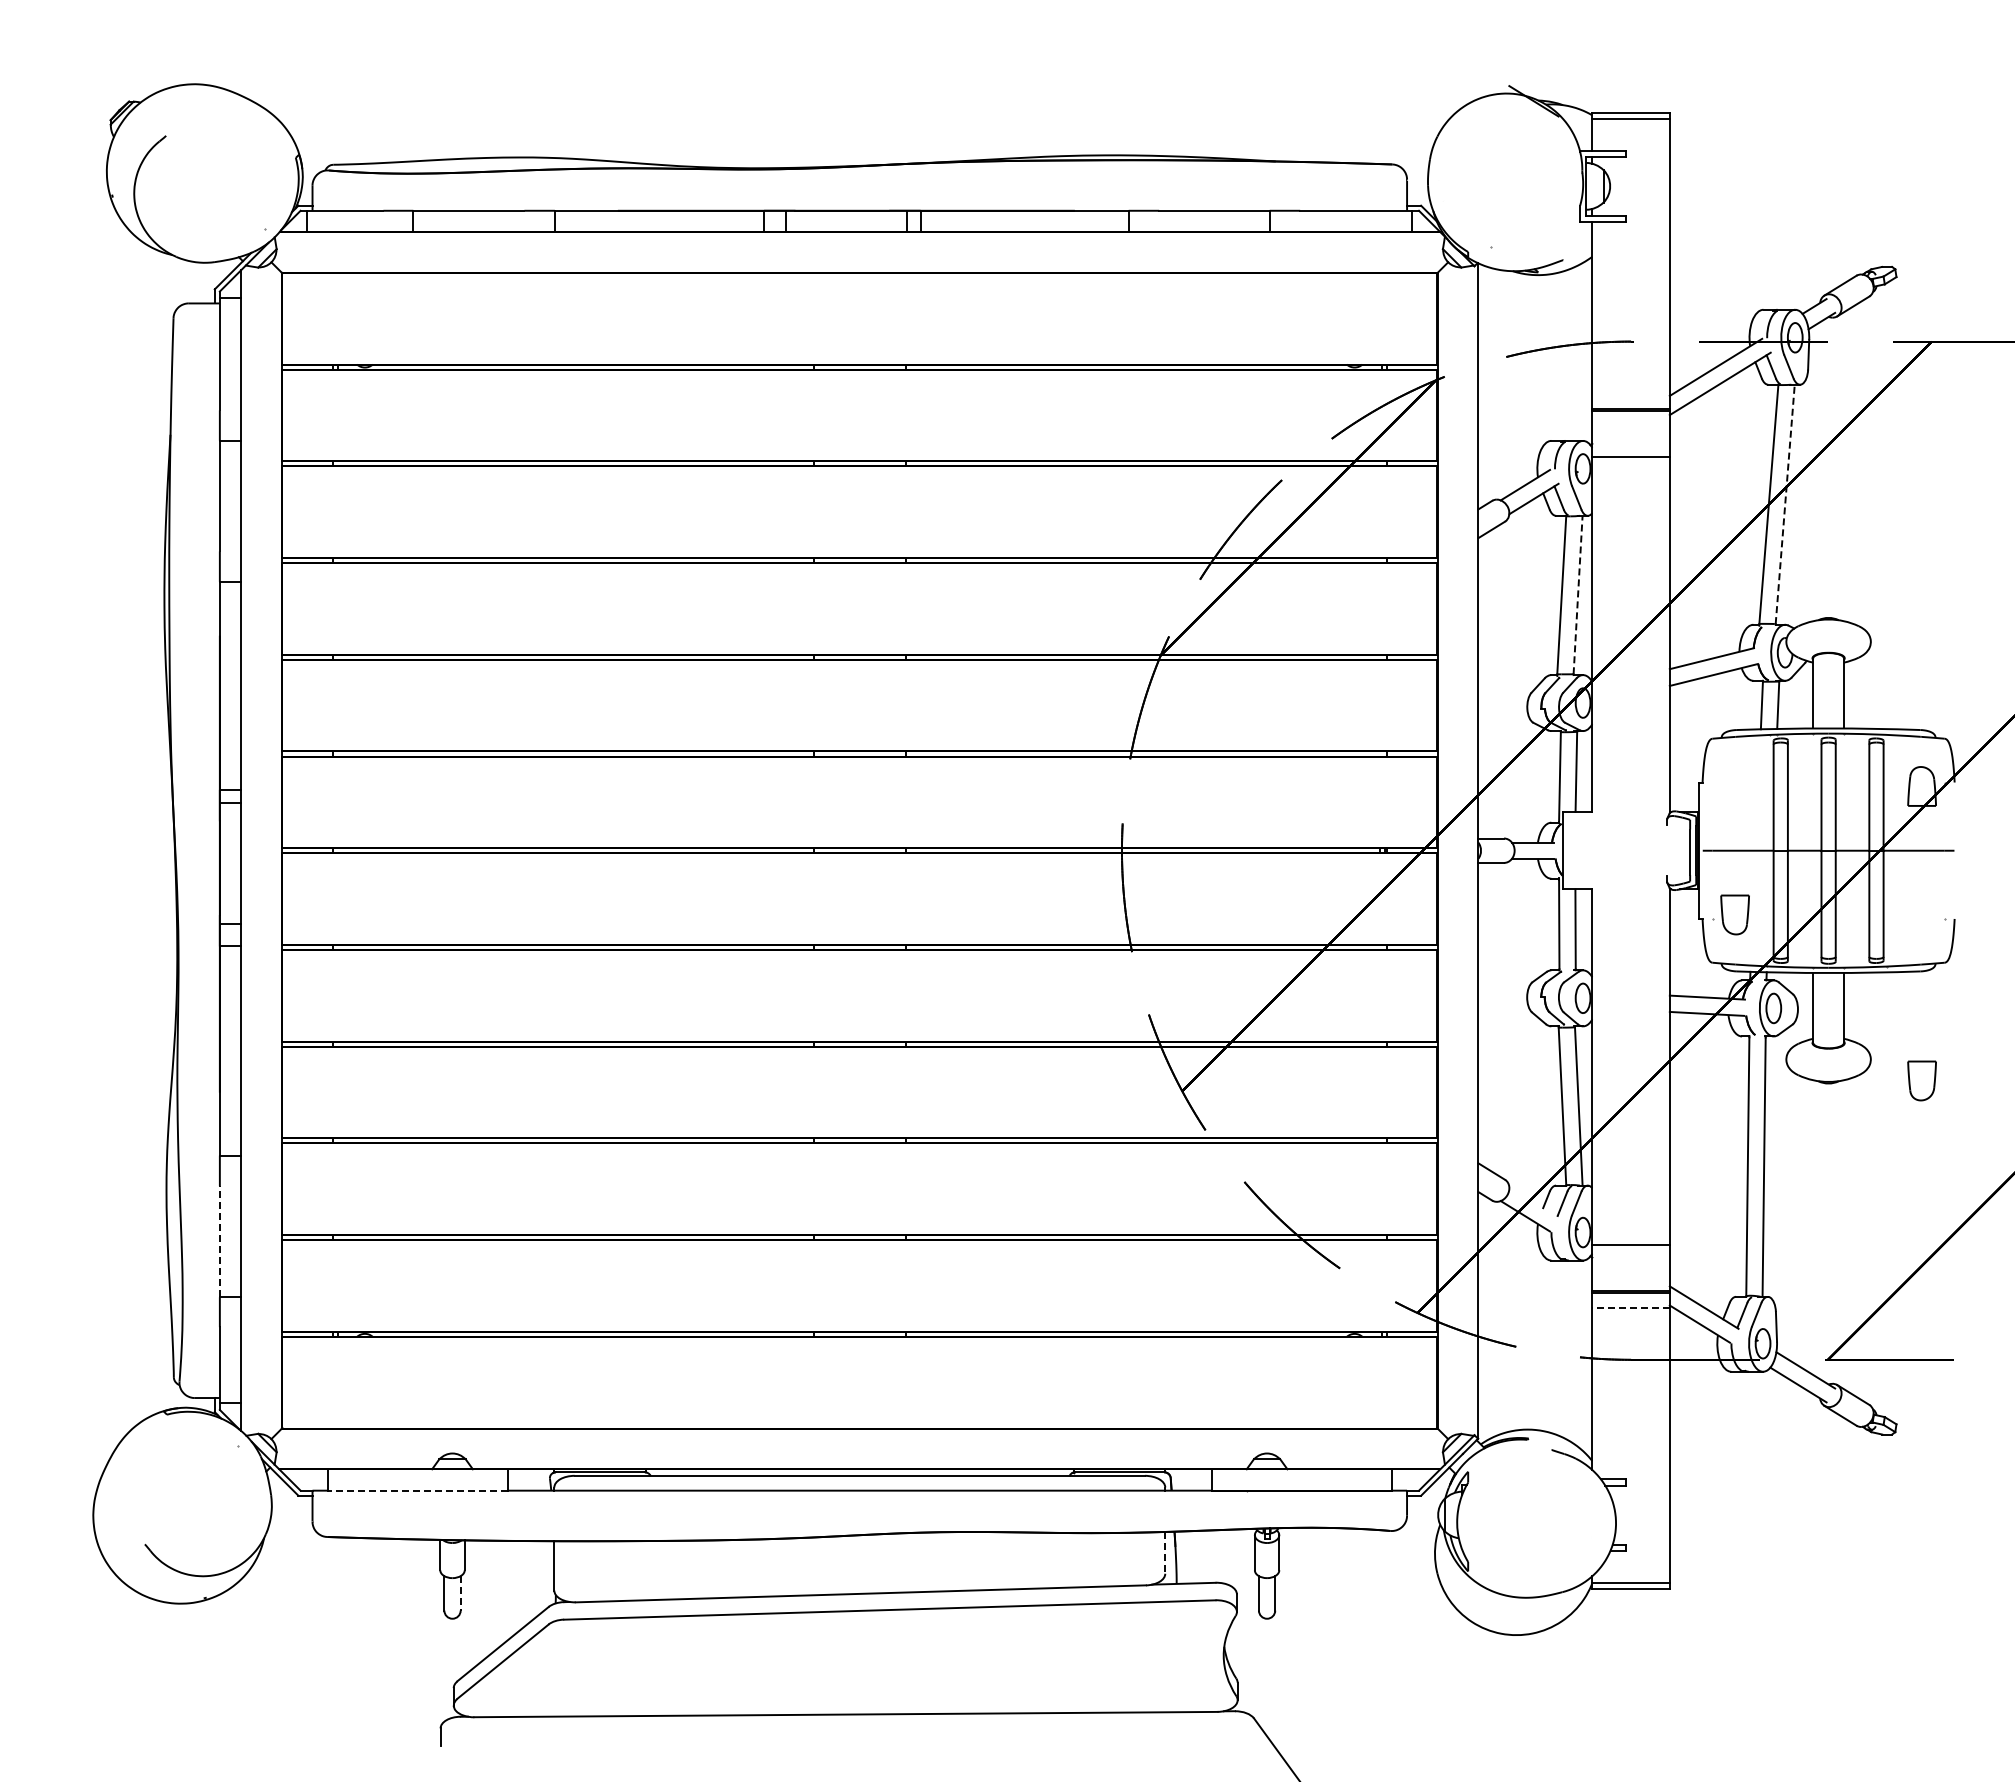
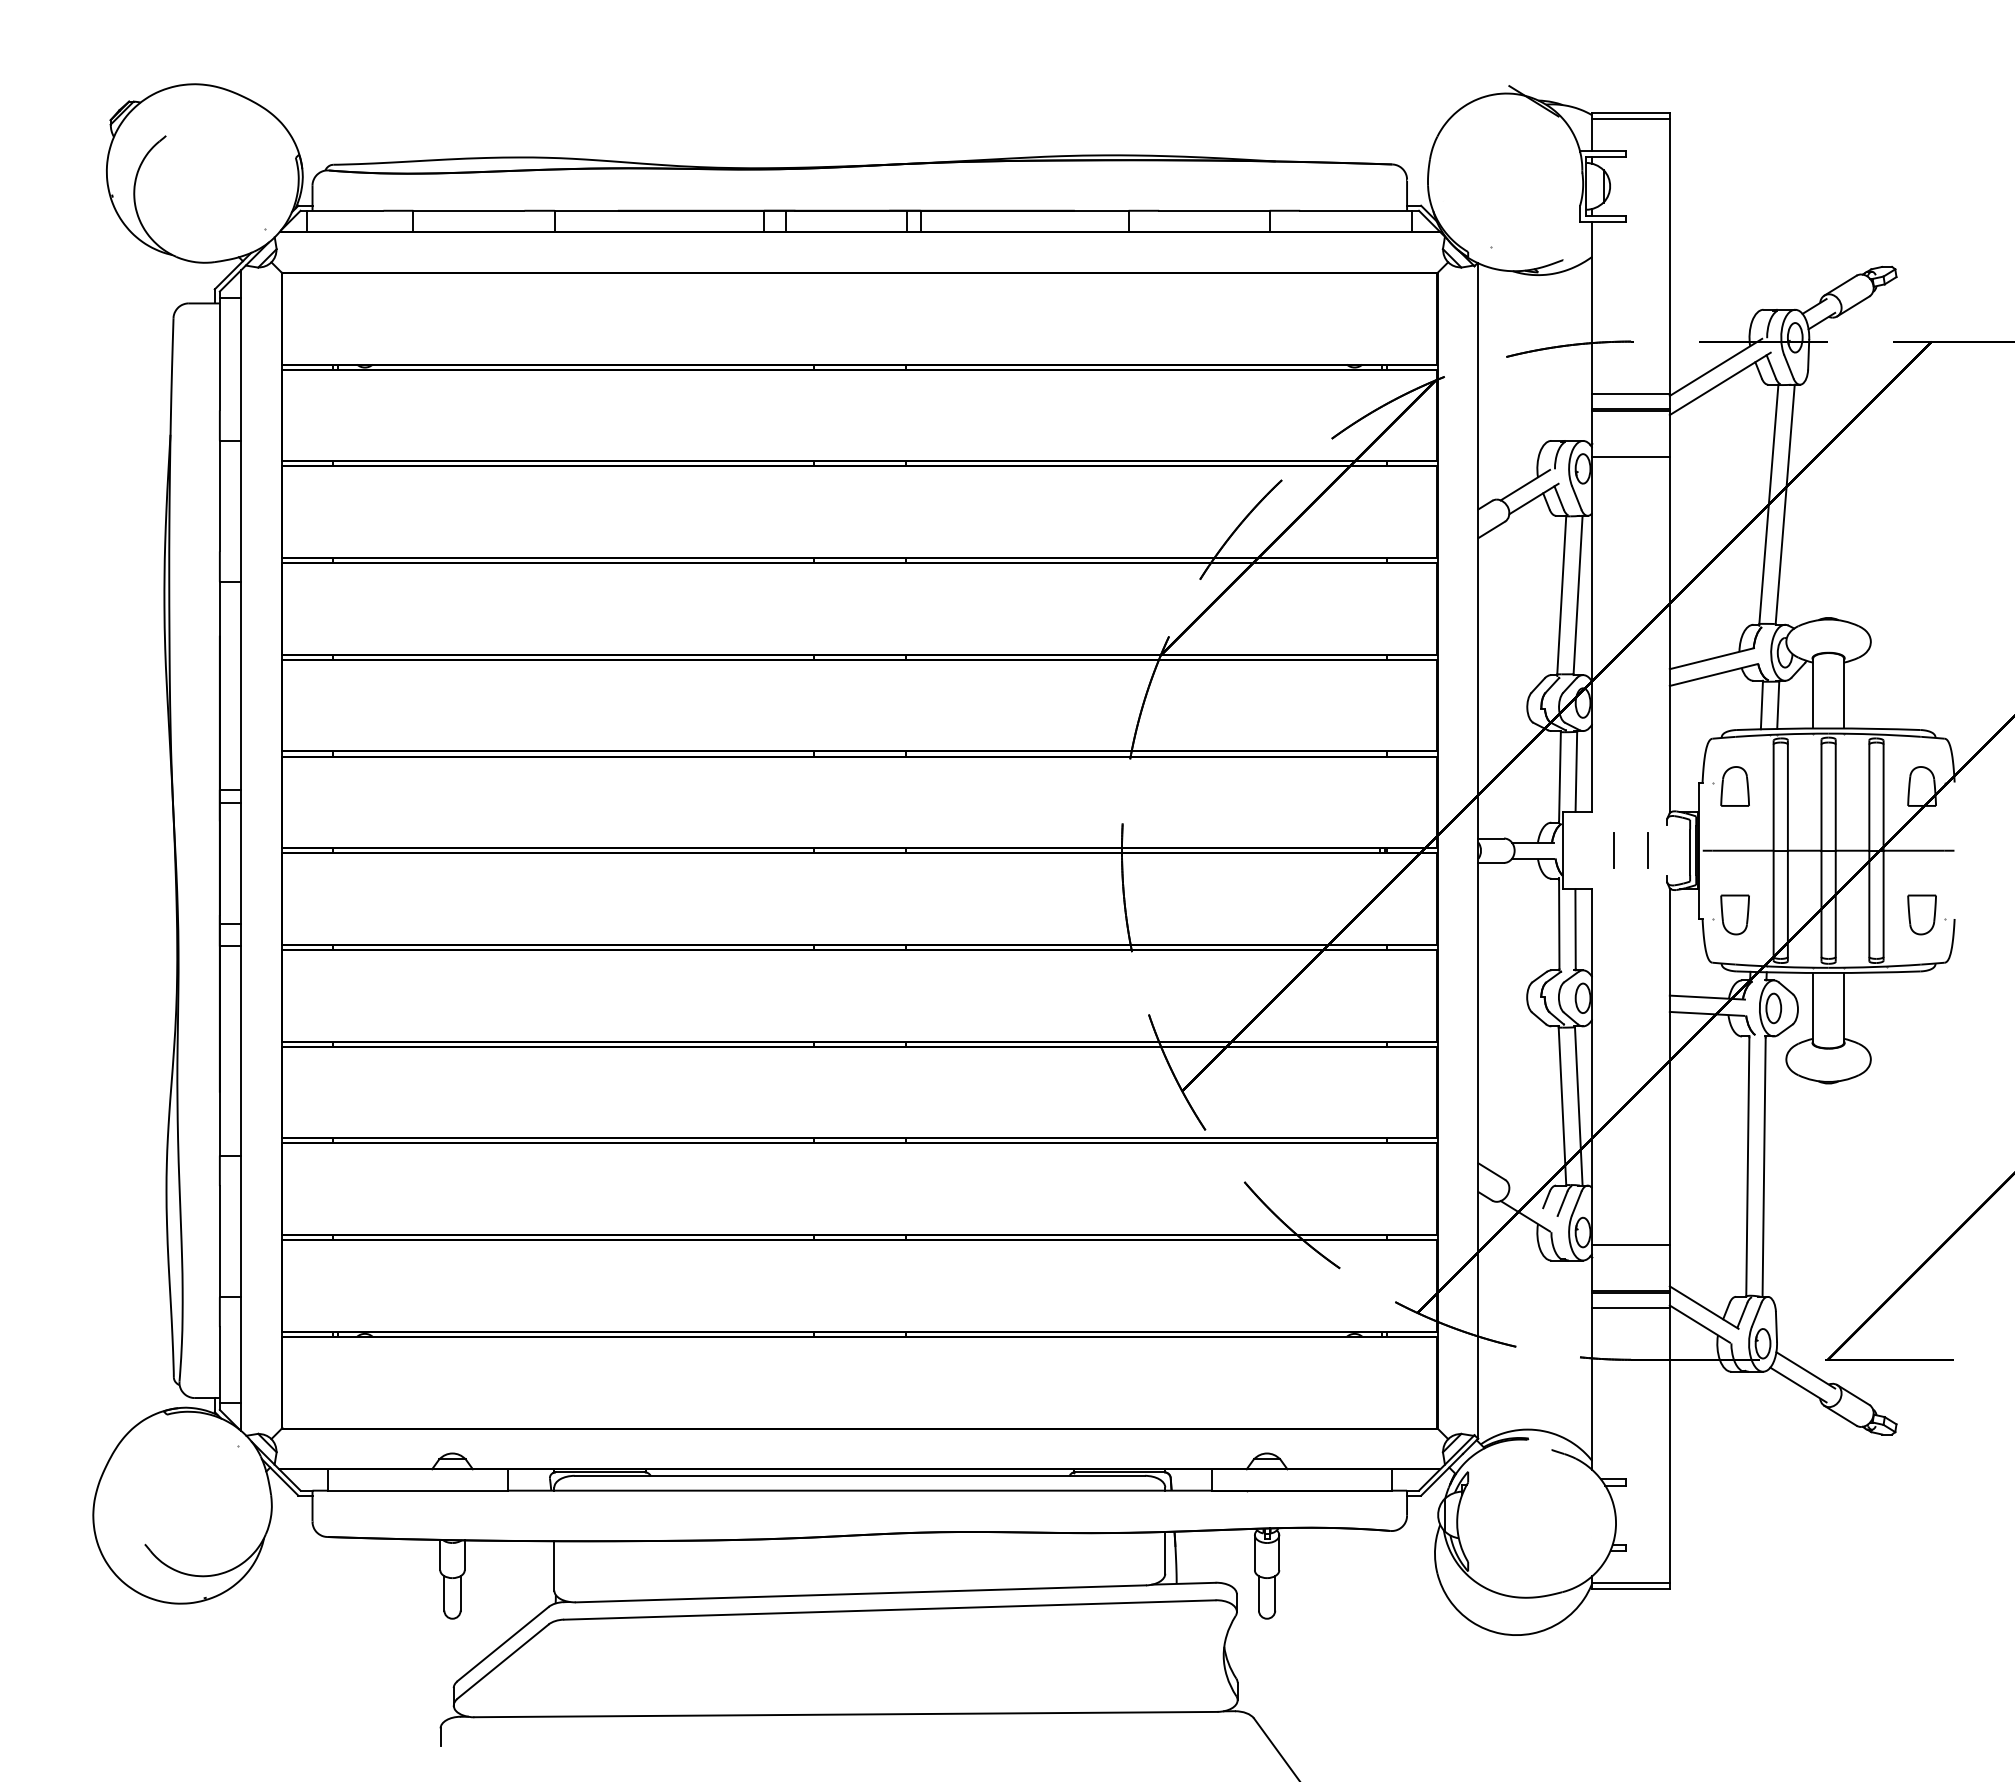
line: none -> present (1630, 393)
line: dashed -> solid (1785, 503)
line: dashed -> solid (1578, 594)
part: none -> present (1730, 786)
line: none -> present (1613, 850)
line: none -> present (1648, 850)
part position: (1921, 1080) -> (1921, 914) (1921, 914)
line: dashed -> solid (219, 1241)
line: dashed -> solid (1631, 1307)
line: dashed -> solid (417, 1490)
line: dashed -> solid (1165, 1552)
line: dashed -> solid (460, 1593)
